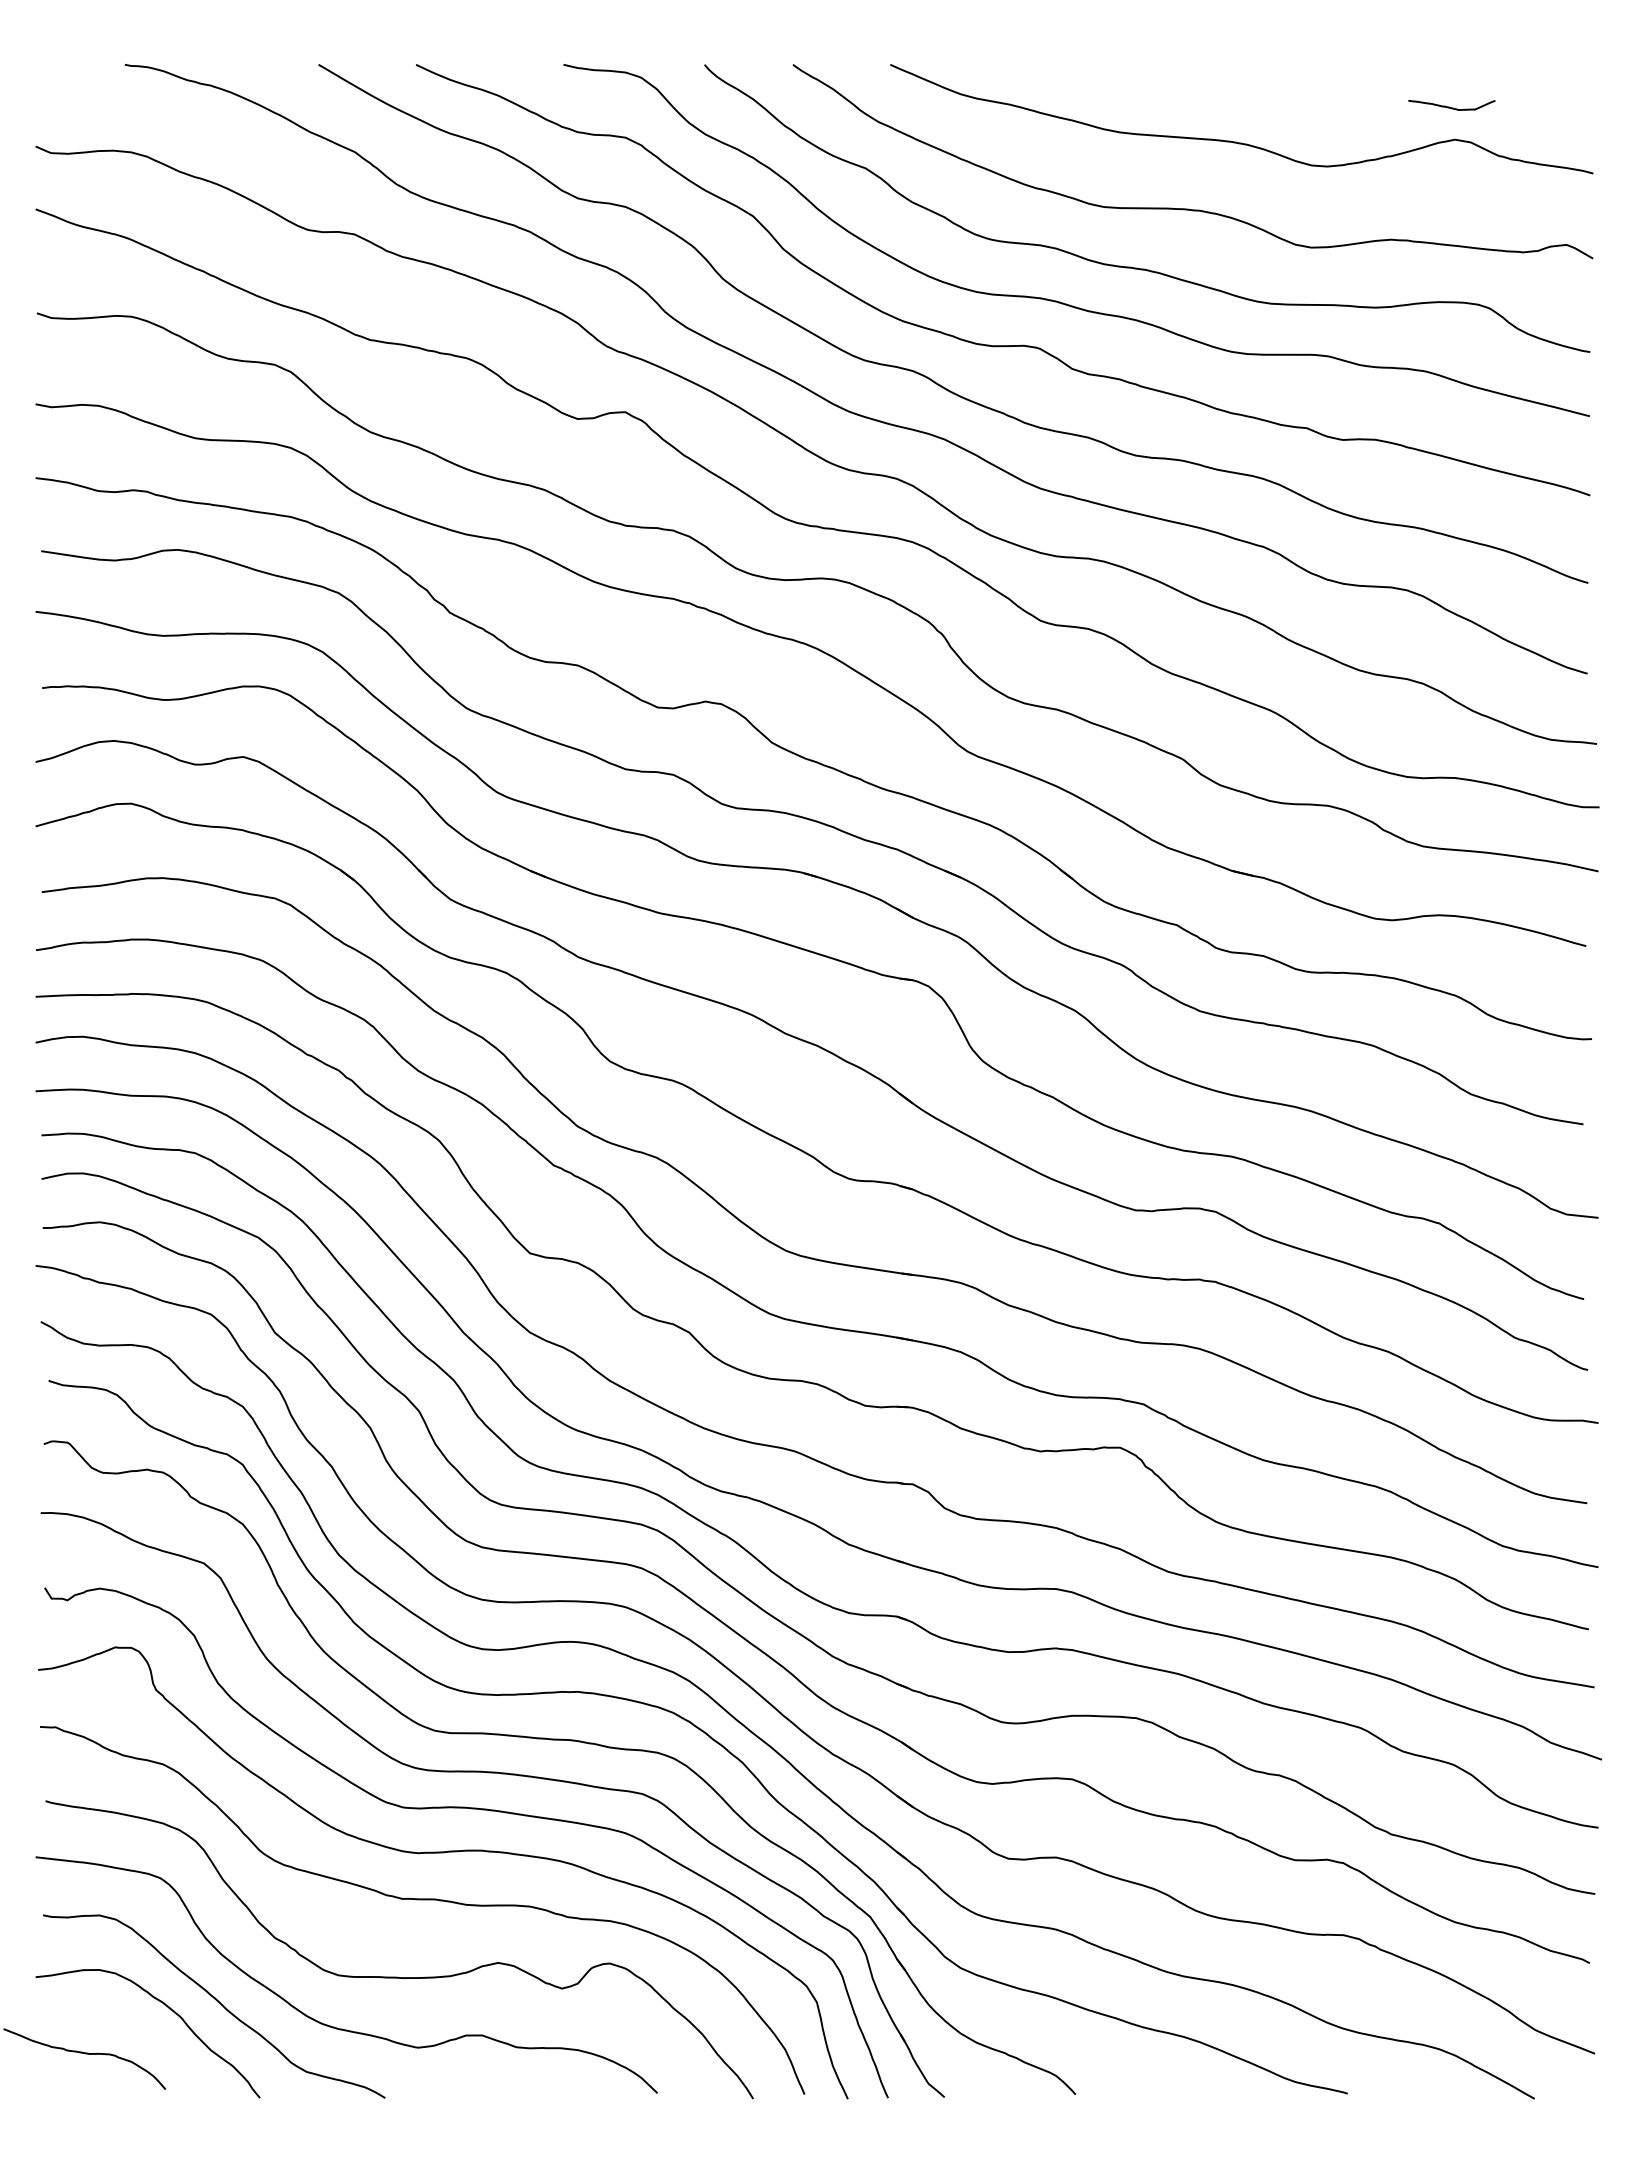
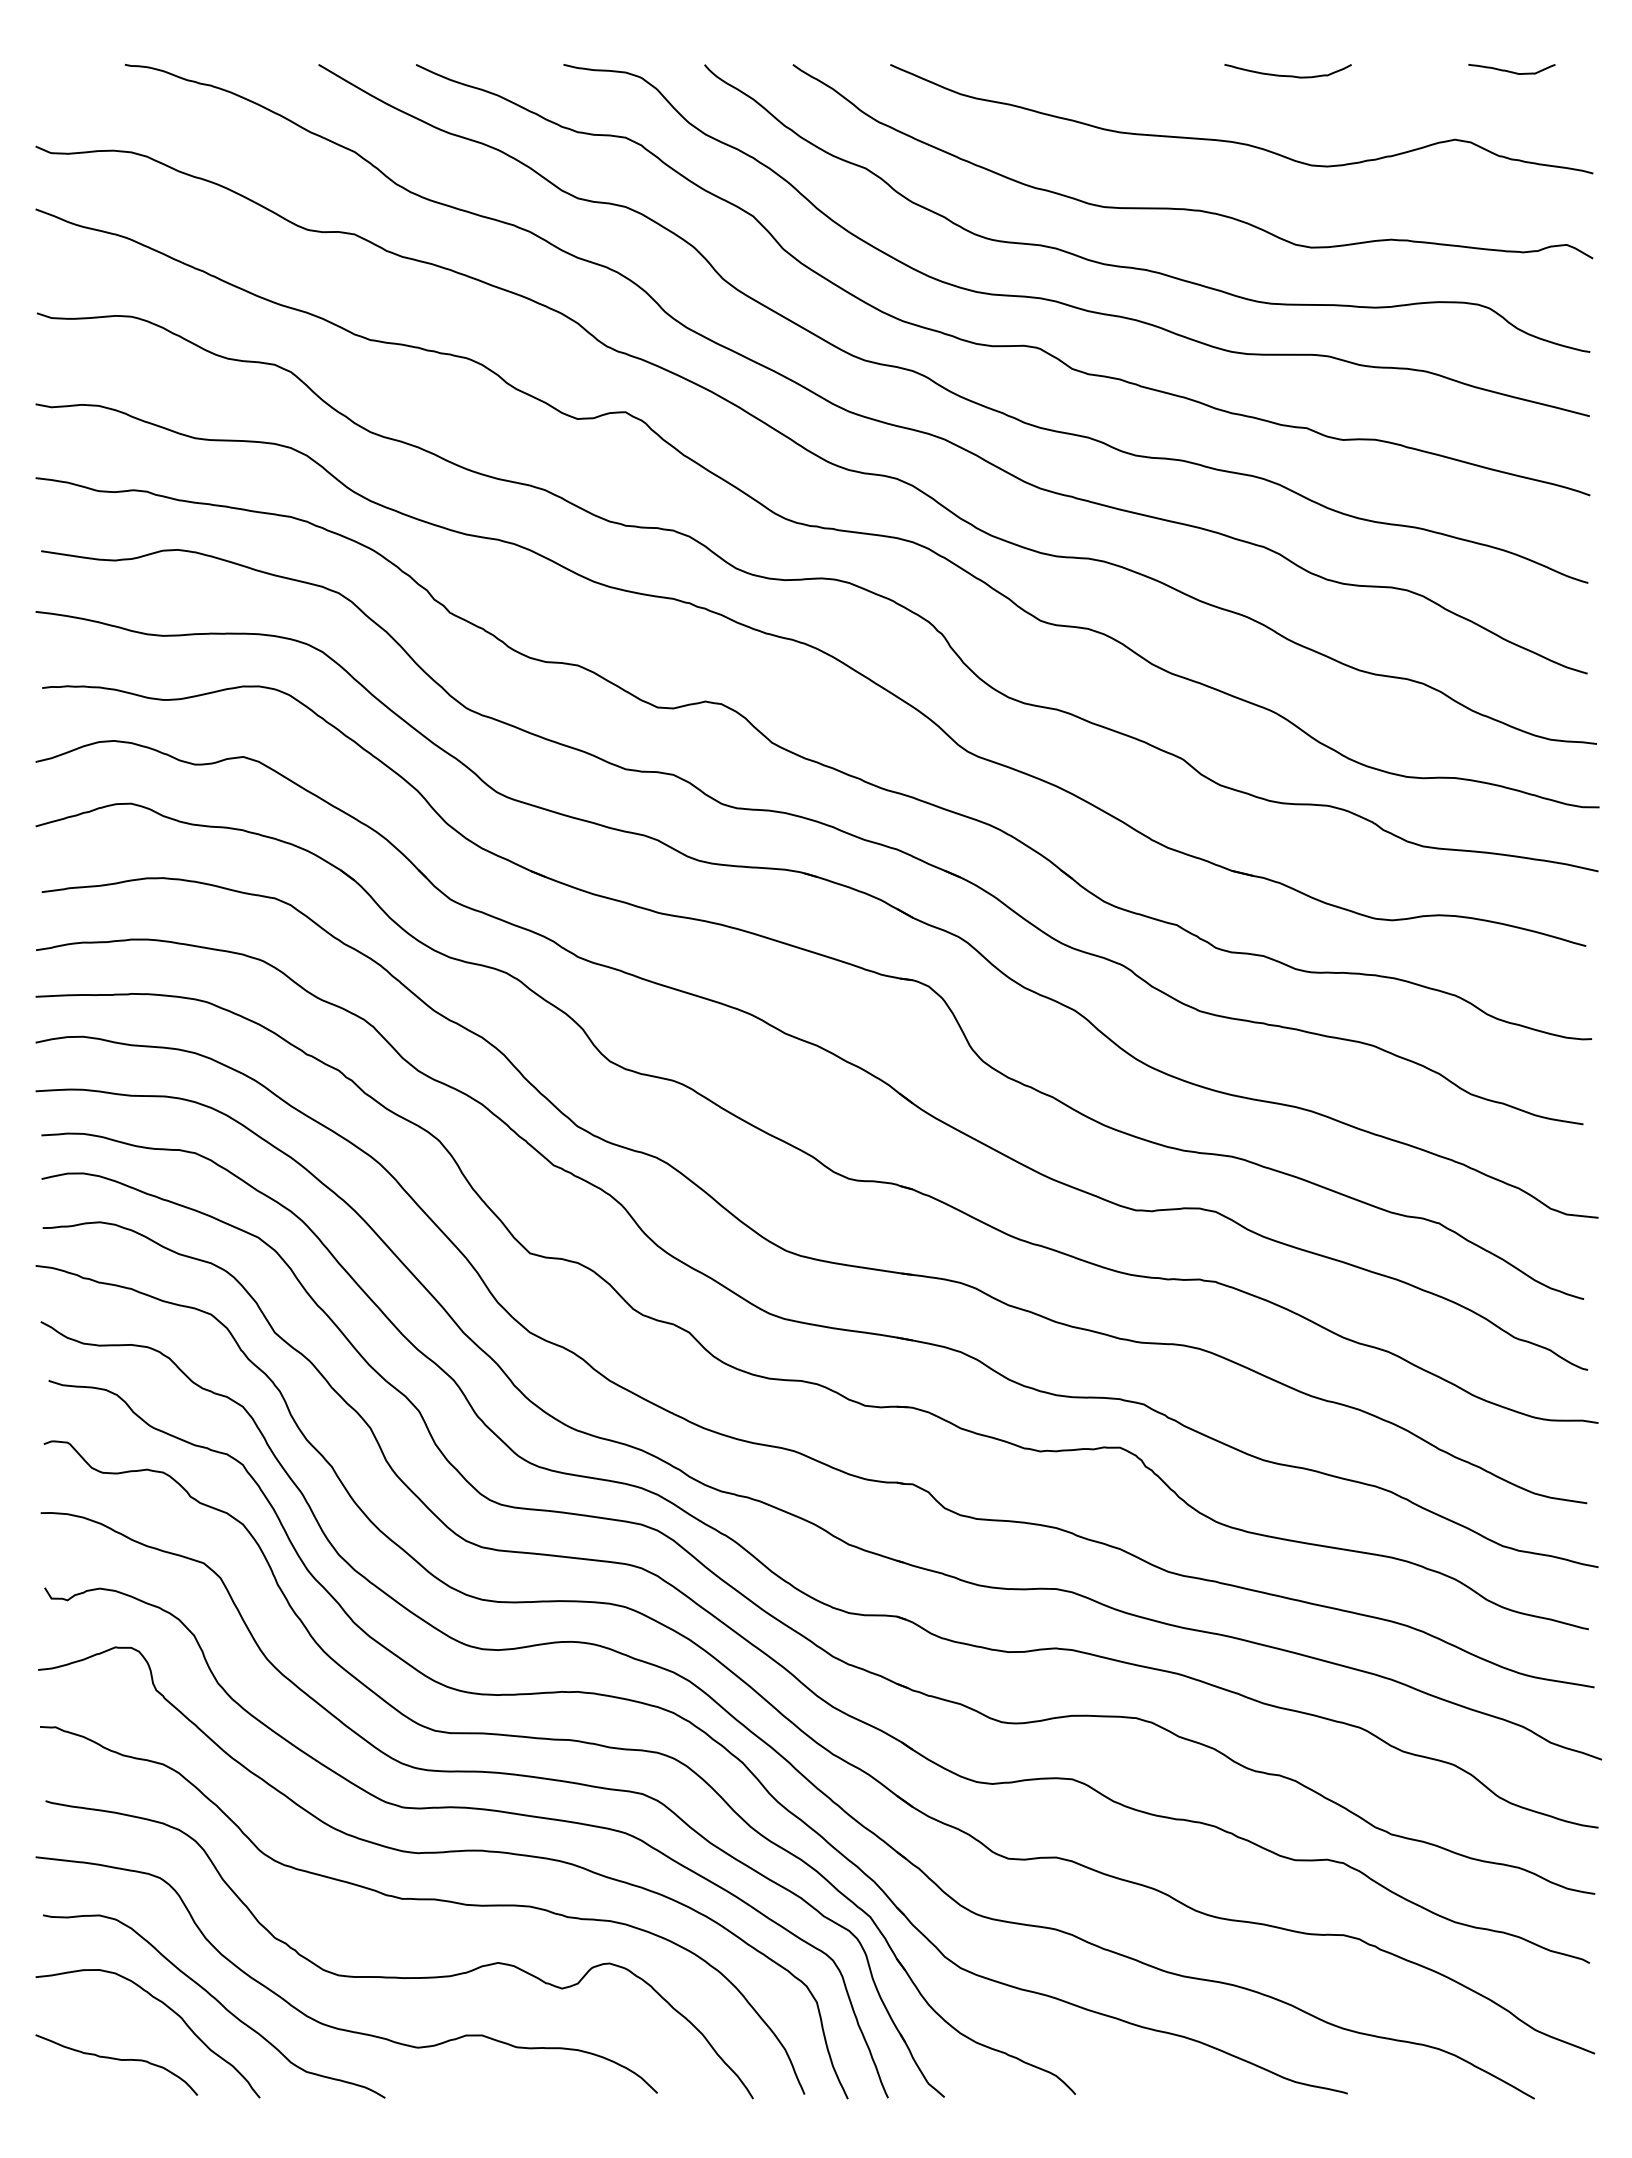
curve: none -> present (1287, 75)
curve position: (1451, 107) -> (1511, 71) (1511, 71)
curve position: (85, 2054) -> (117, 2060) (117, 2060)
